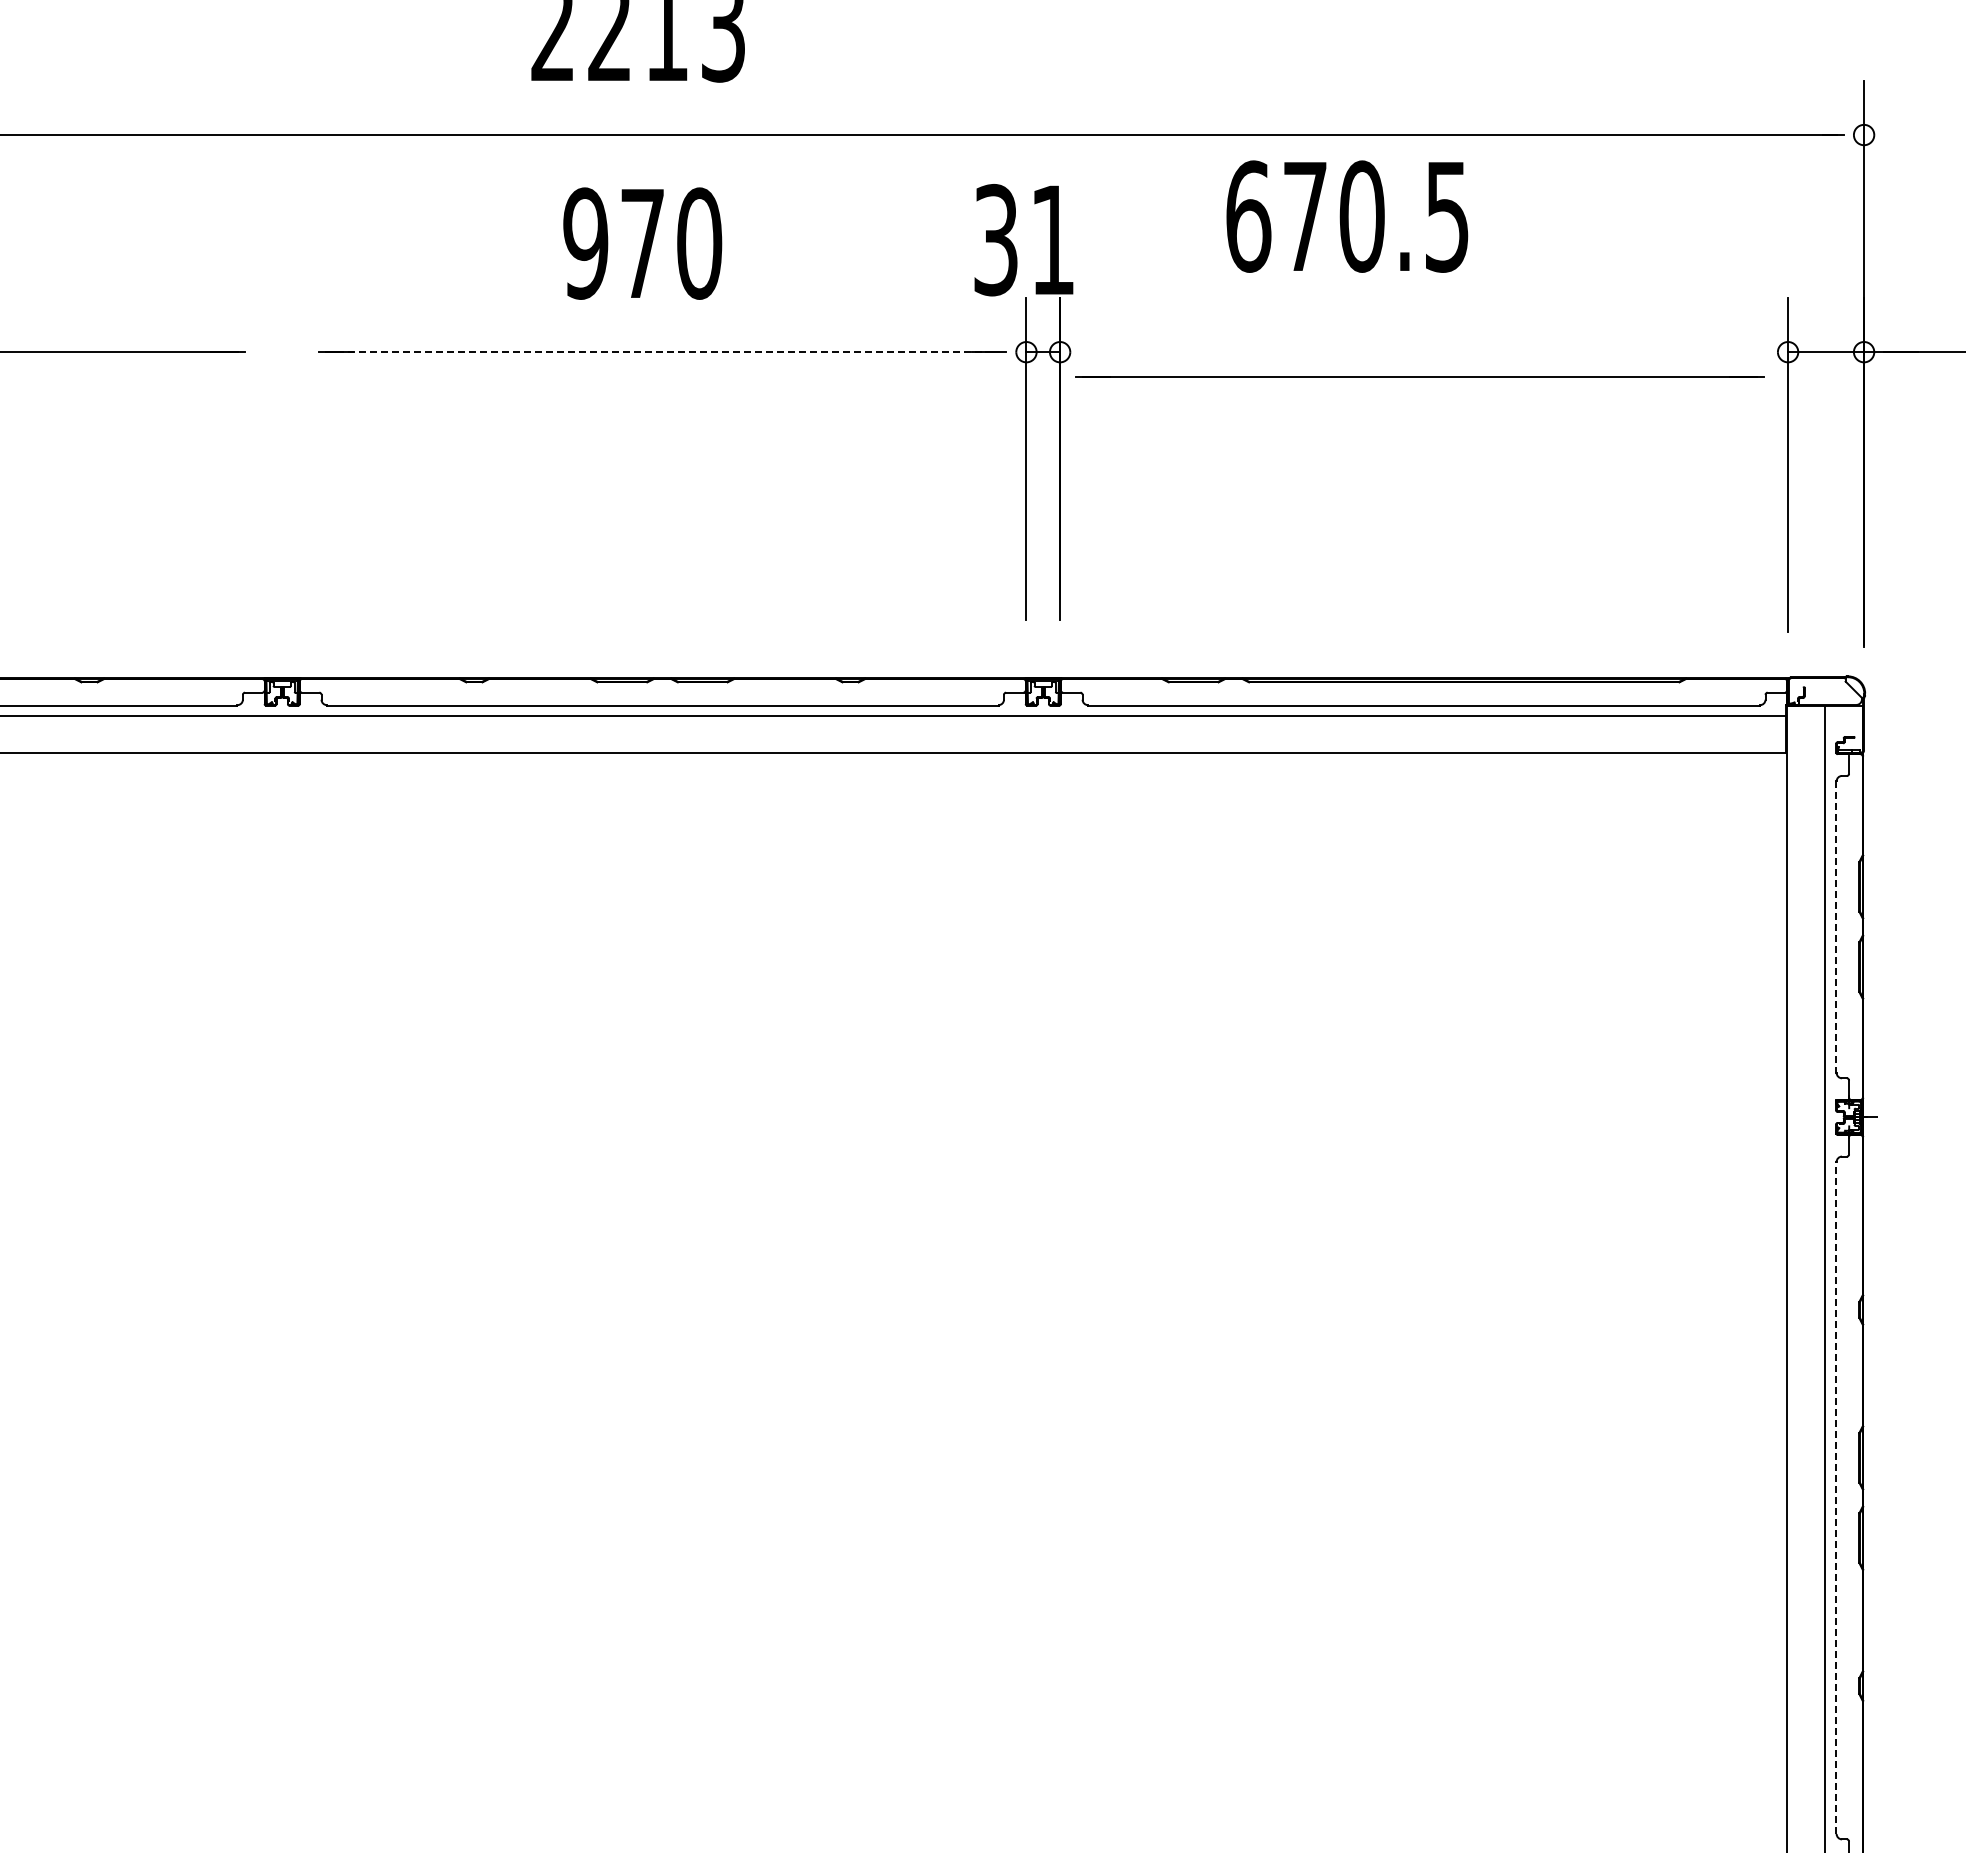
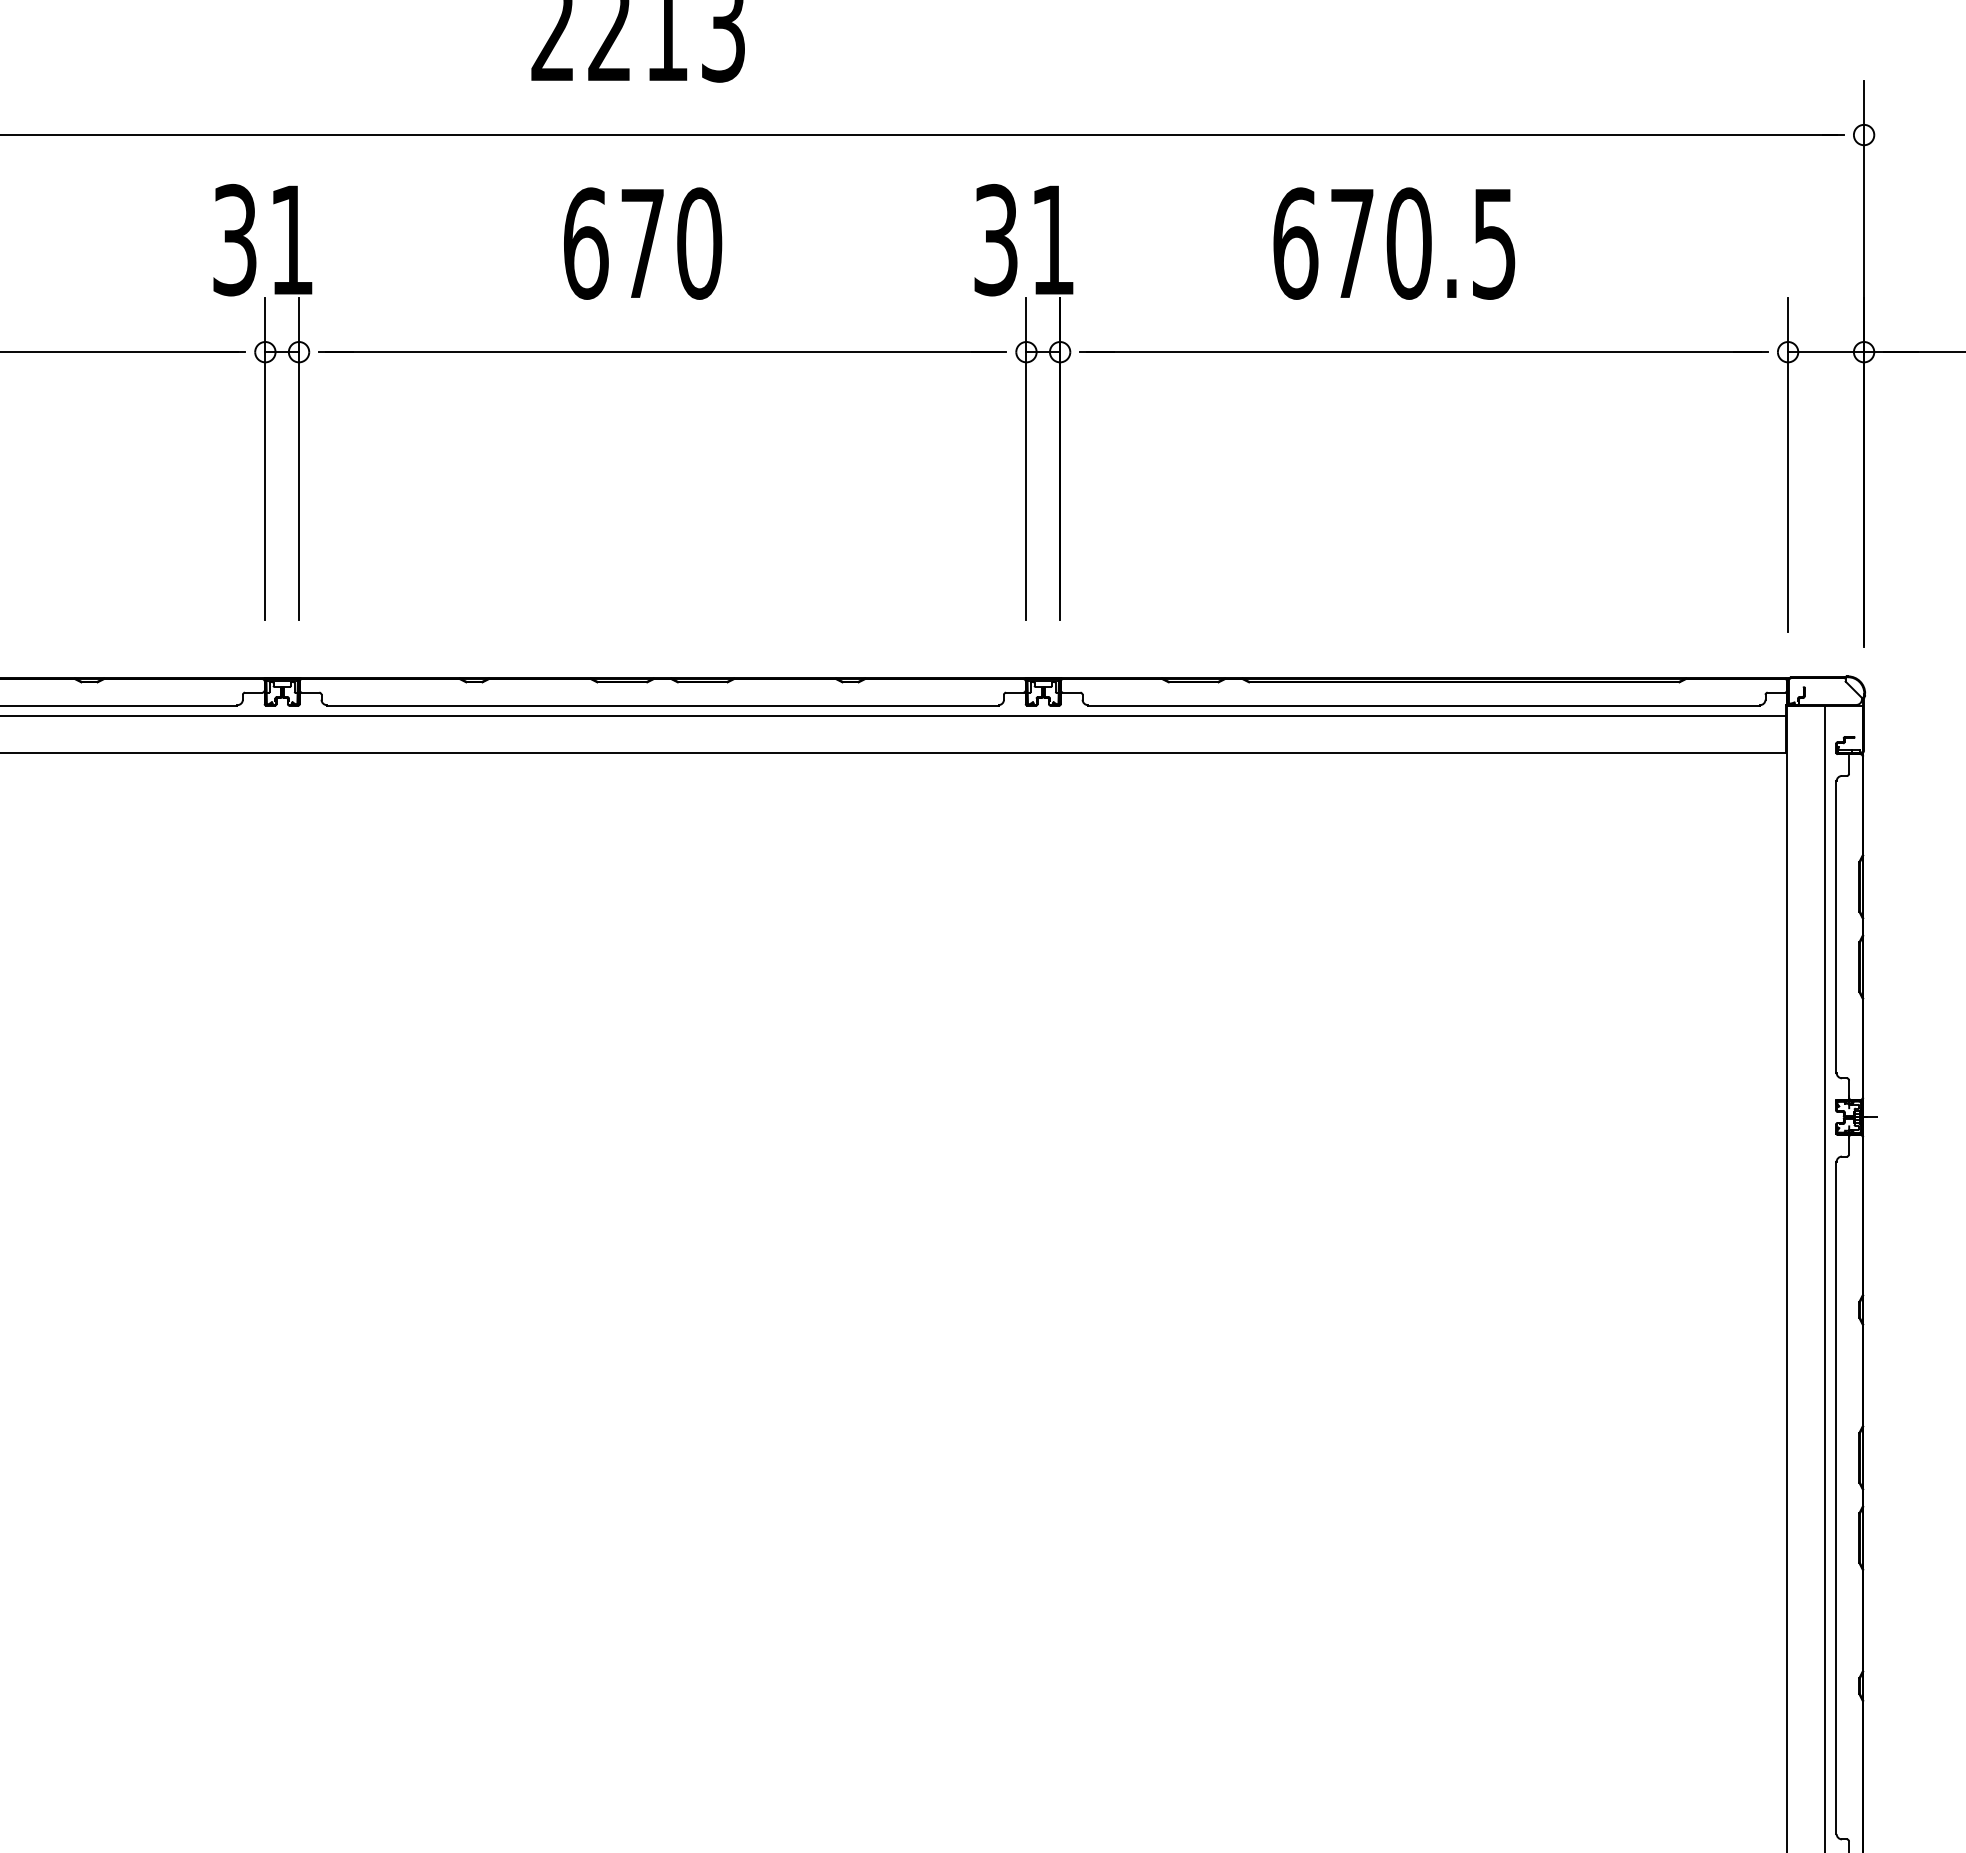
text position: (1347, 216) -> (1394, 243) (1394, 243)
text: 970 -> 670 (585, 243)
line: dashed -> solid (662, 352)
line position: (1419, 376) -> (1423, 351) (1423, 351)
part: none -> present (262, 402)
line: dashed -> solid (1836, 927)
line: dashed -> solid (1836, 1497)
